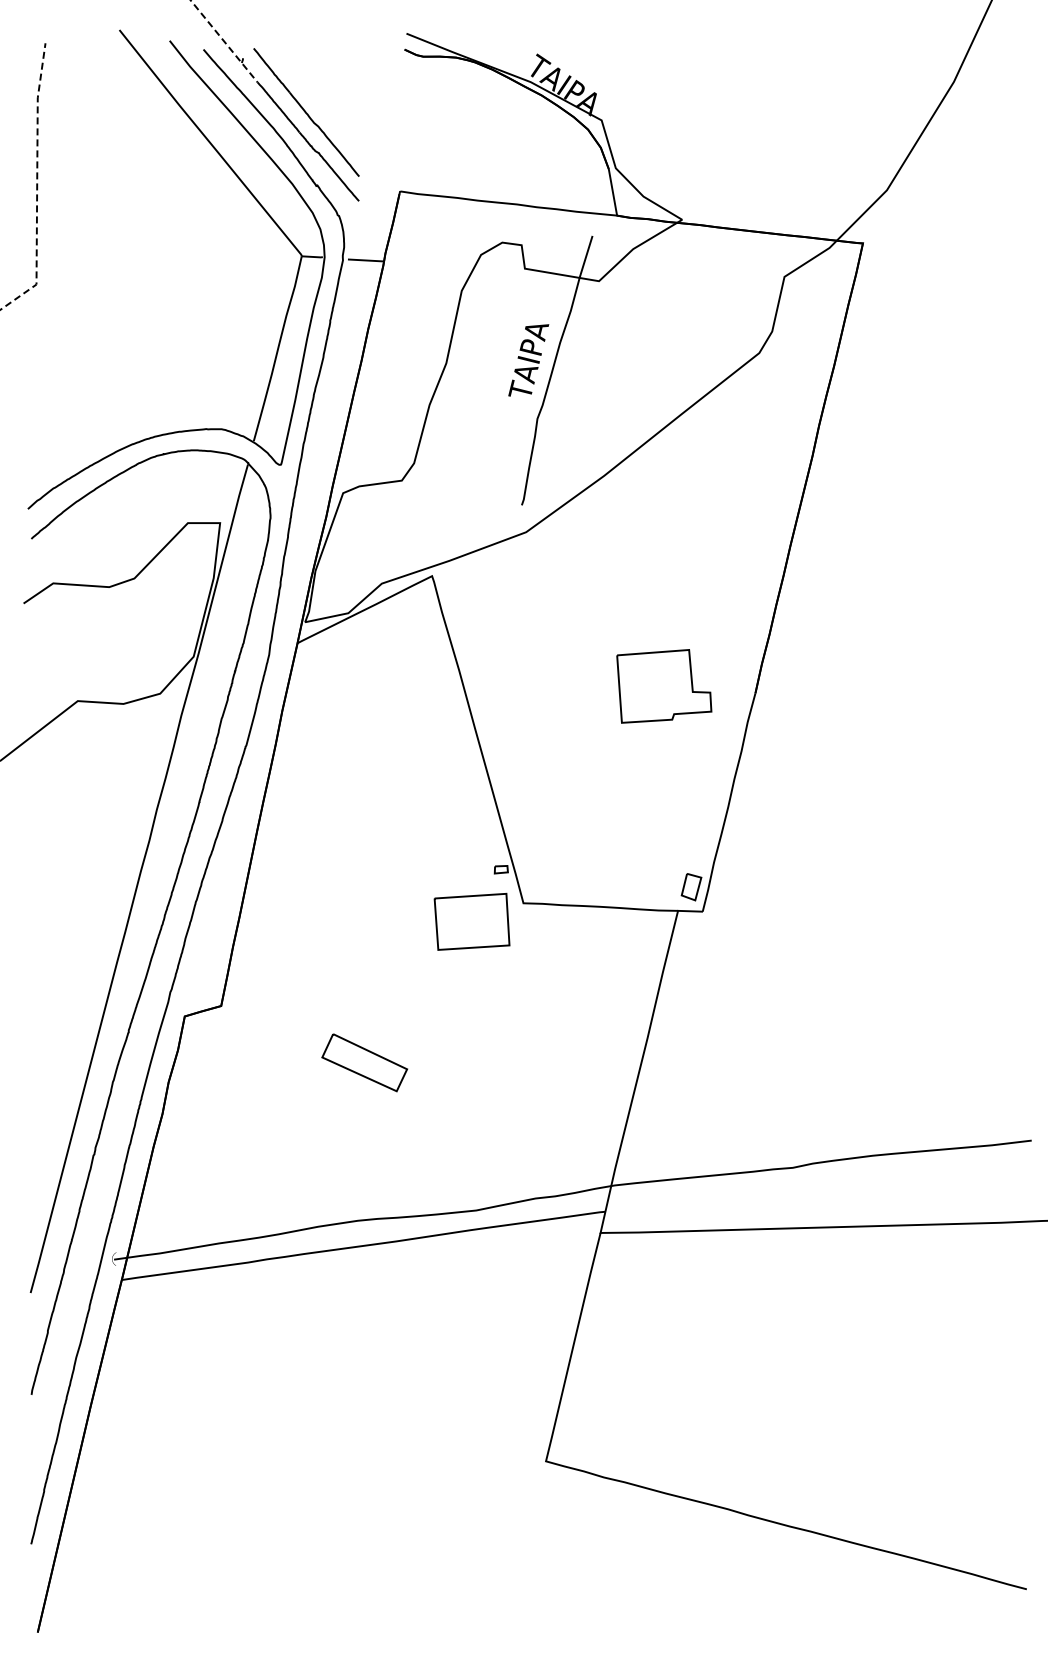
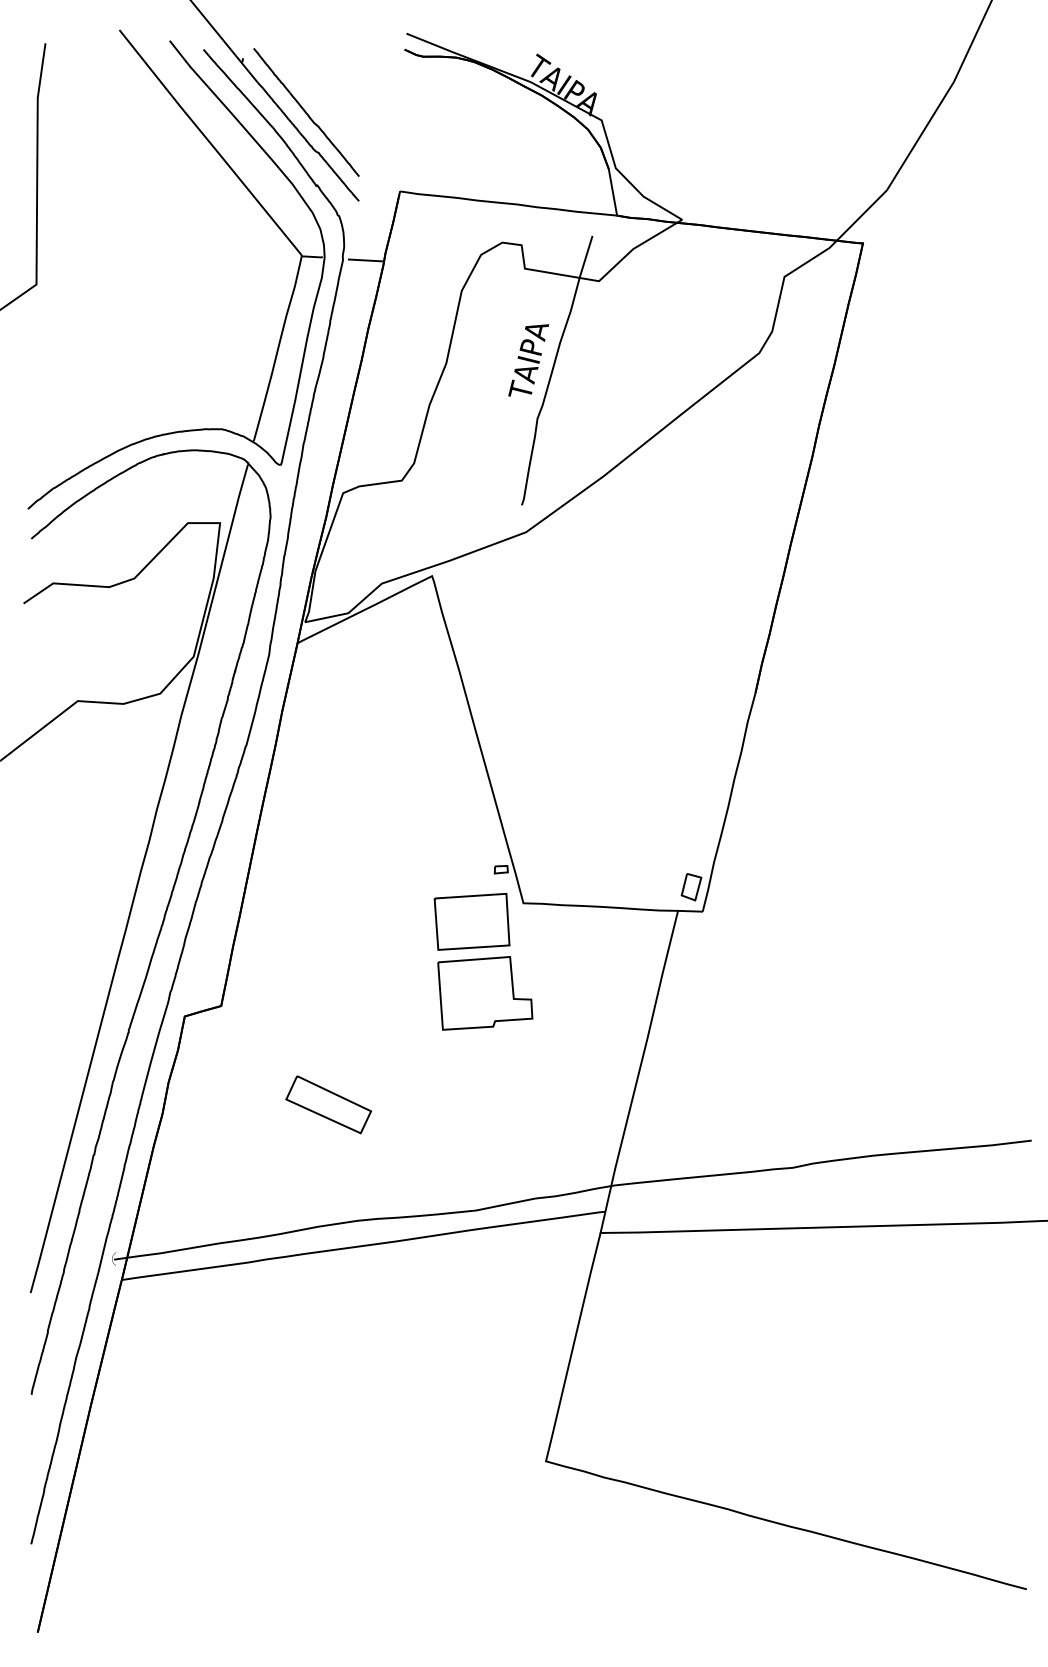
line: dashed -> solid (224, 41)
line: dashed -> solid (37, 184)
part position: (664, 686) -> (485, 993) (485, 993)
part position: (364, 1062) -> (328, 1104) (328, 1104)
